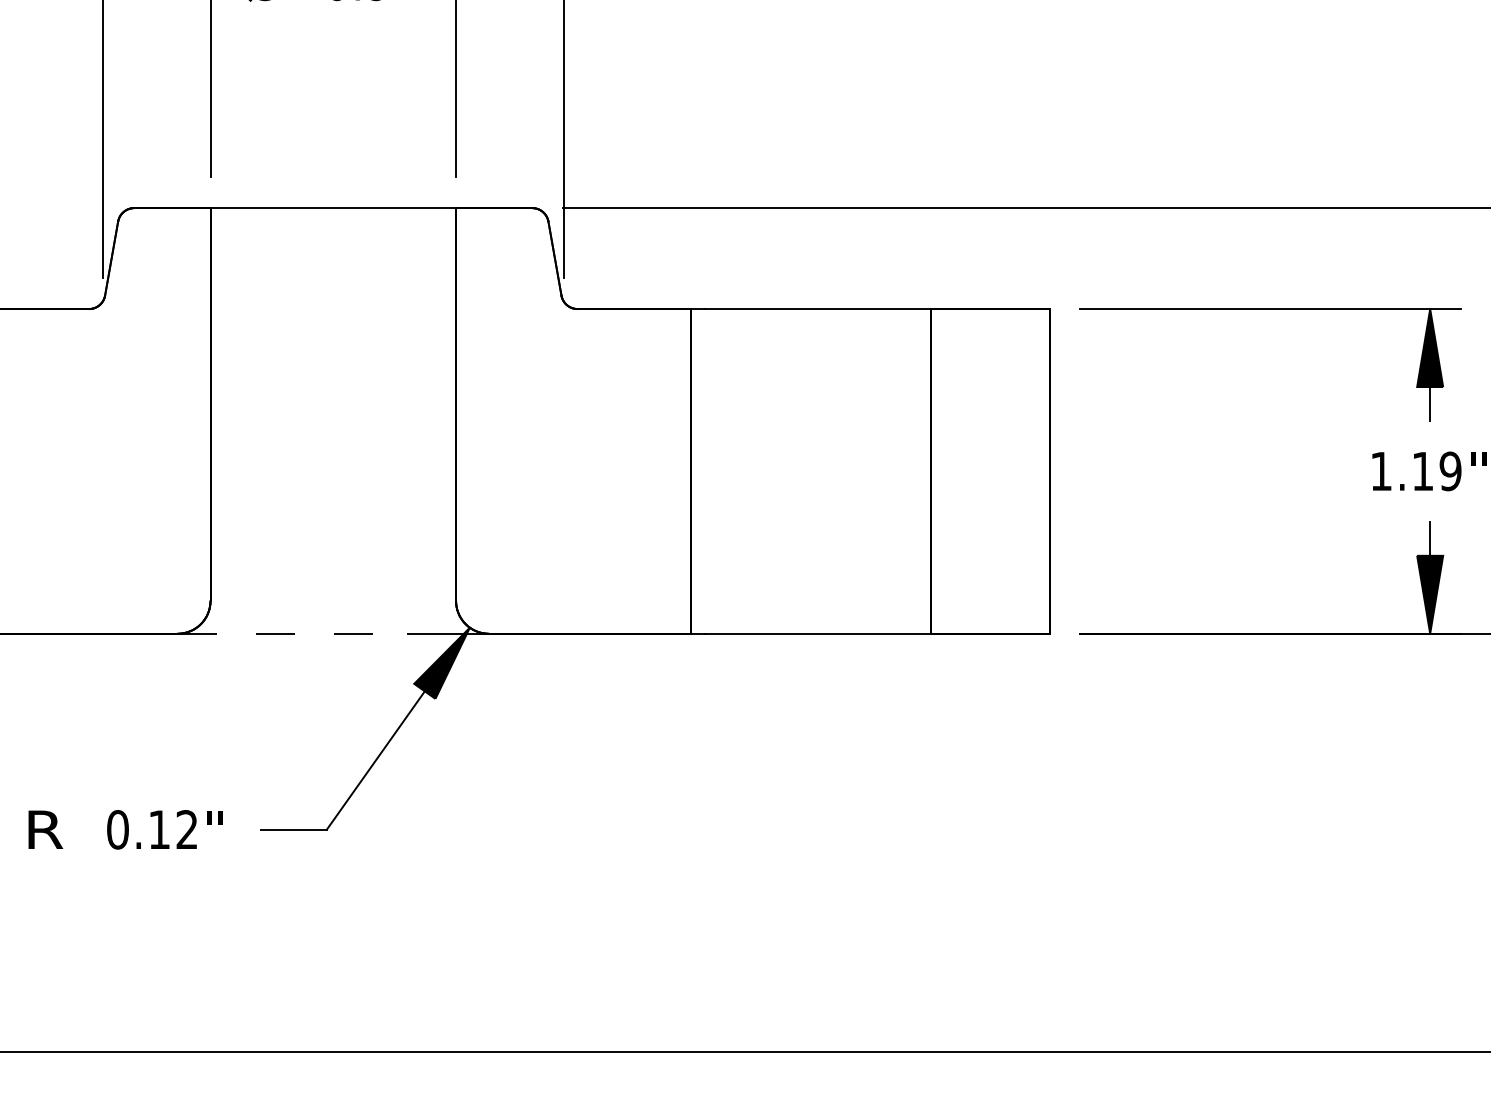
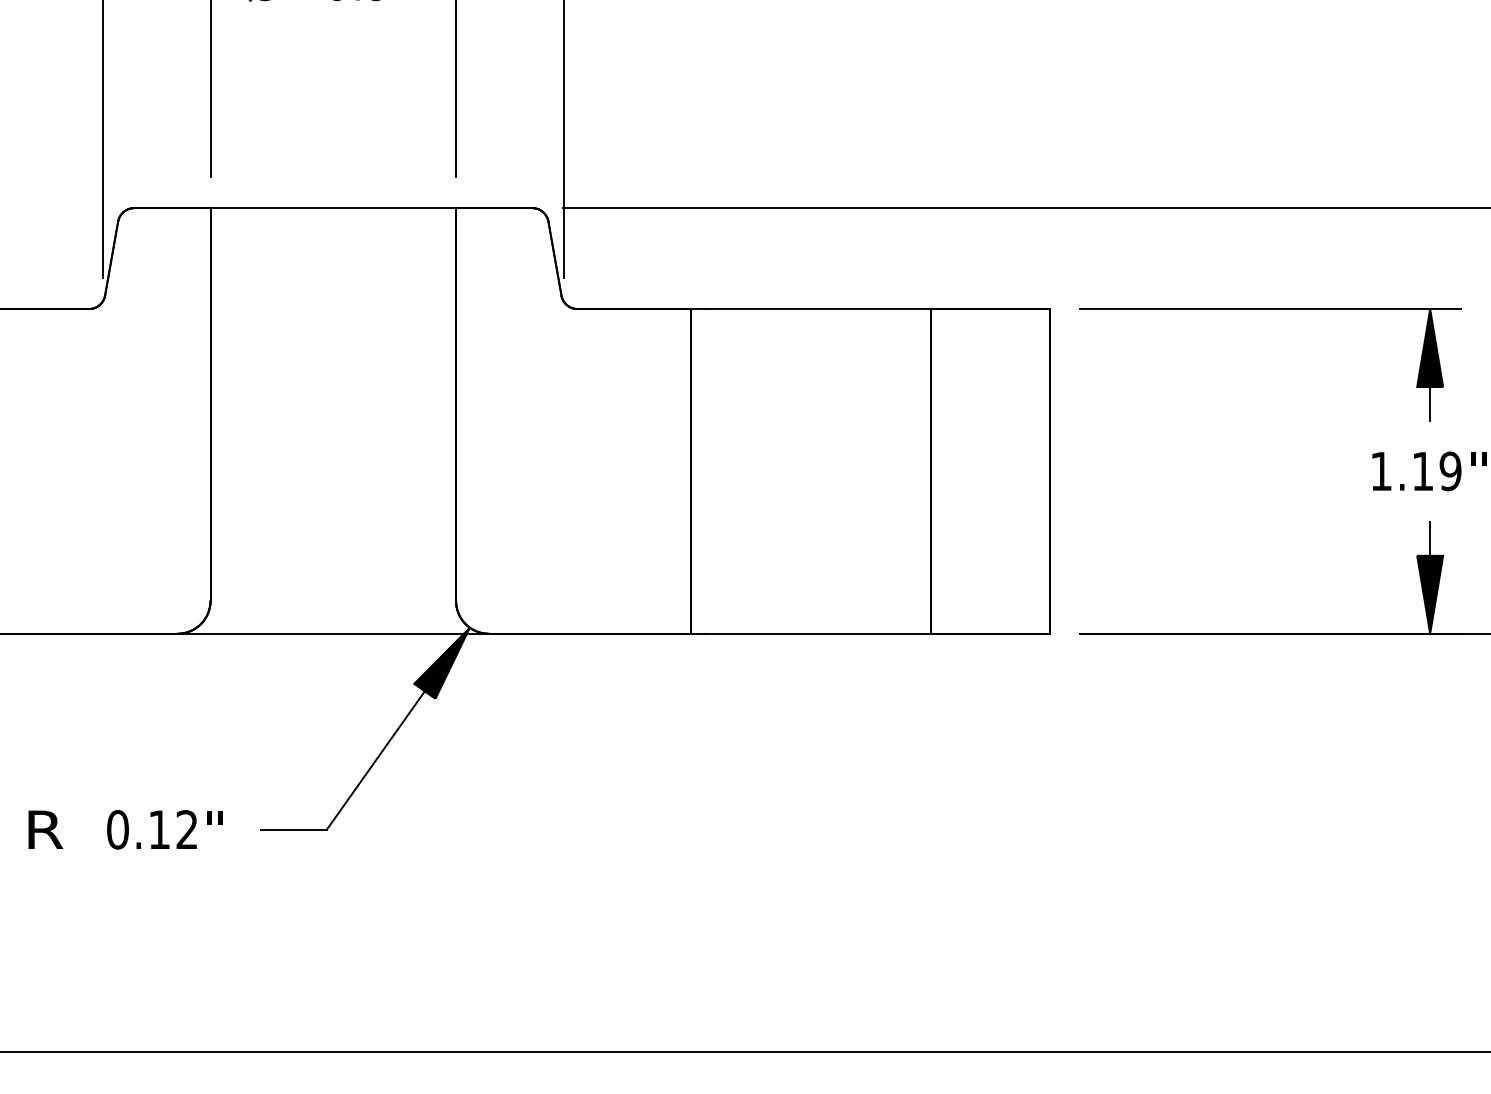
line: dashed -> solid (293, 633)
